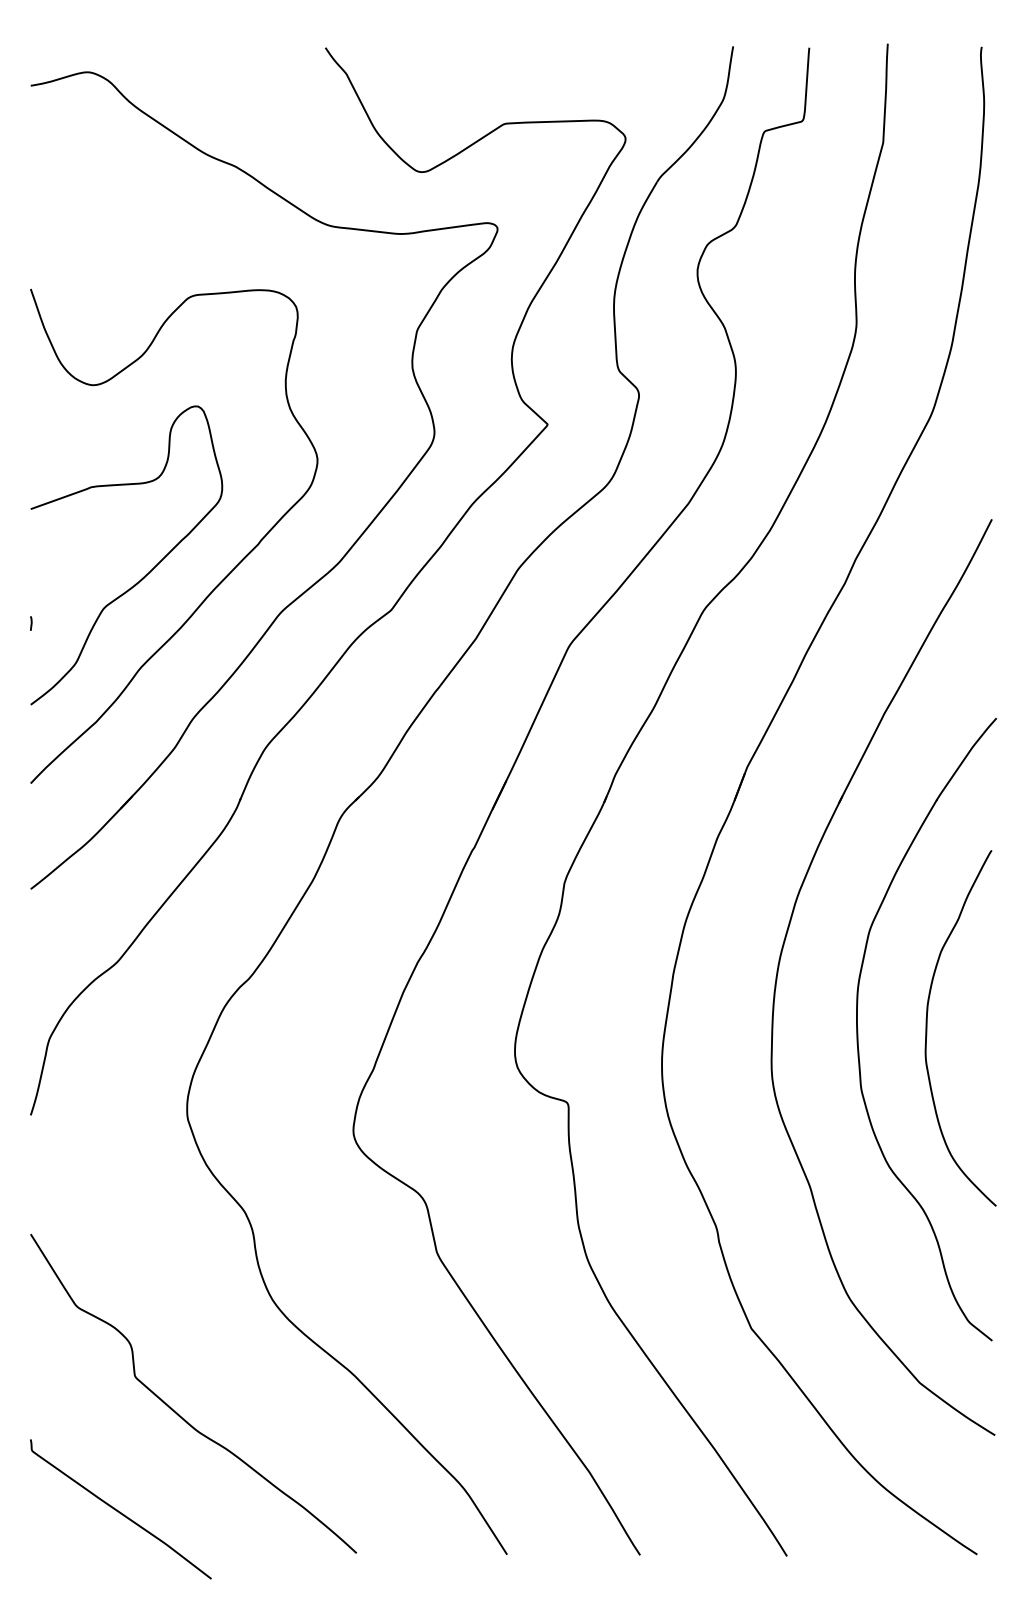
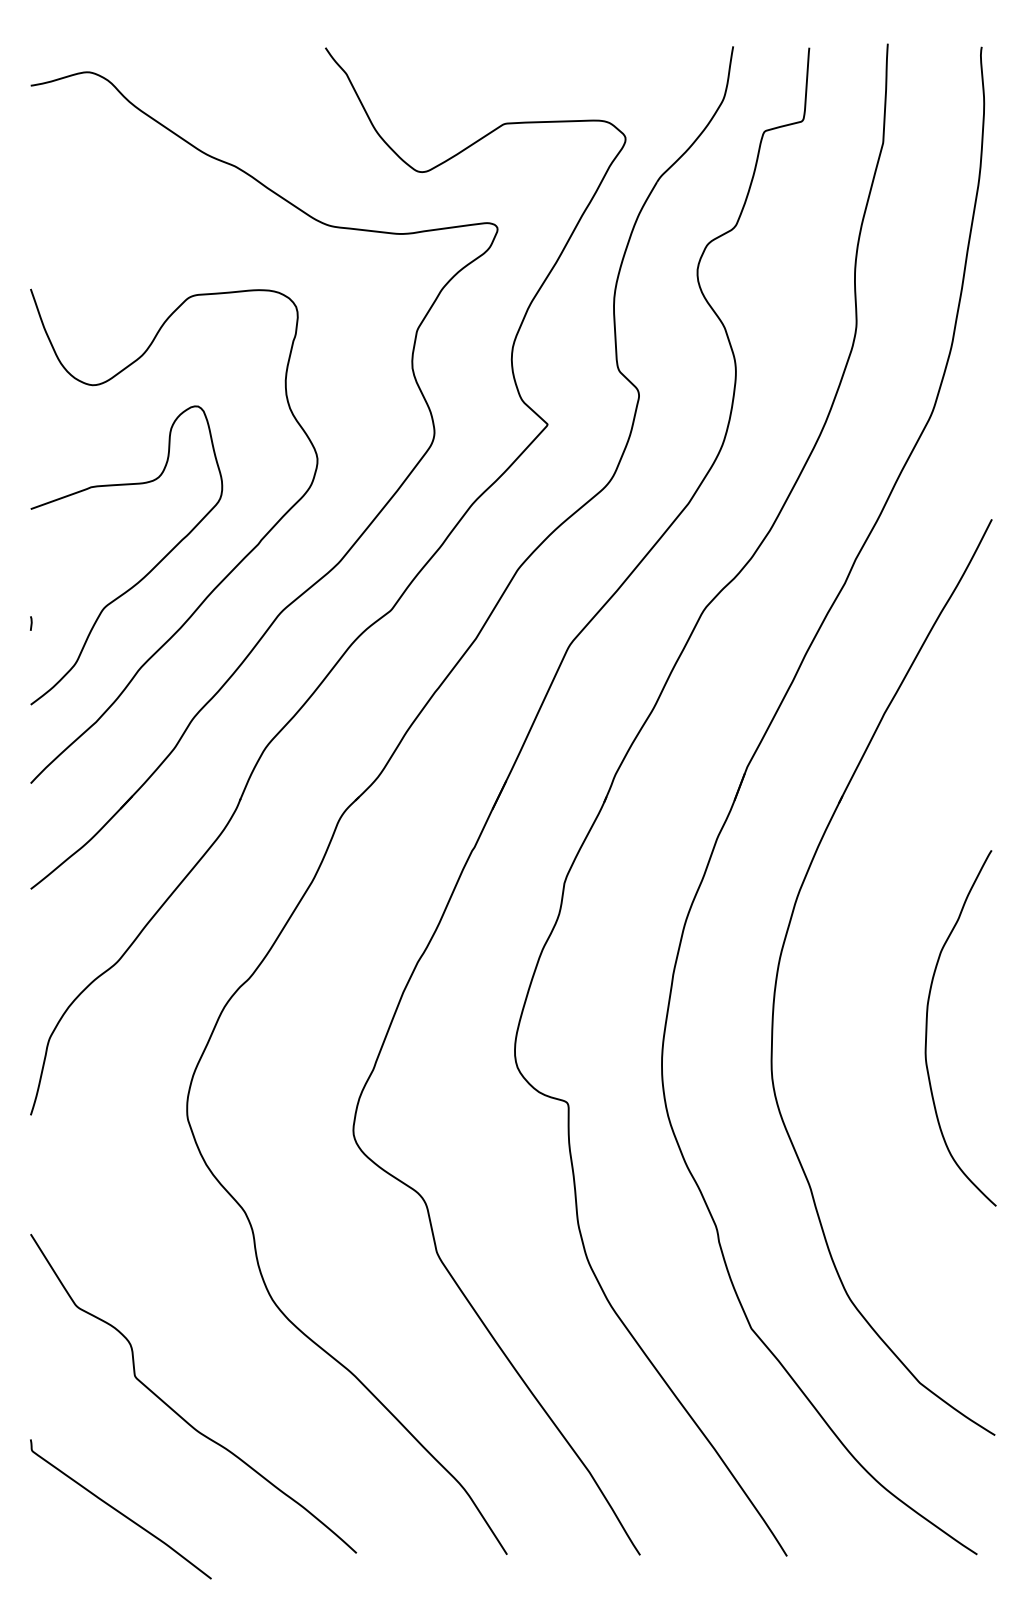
part: present -> none (858, 1030)
